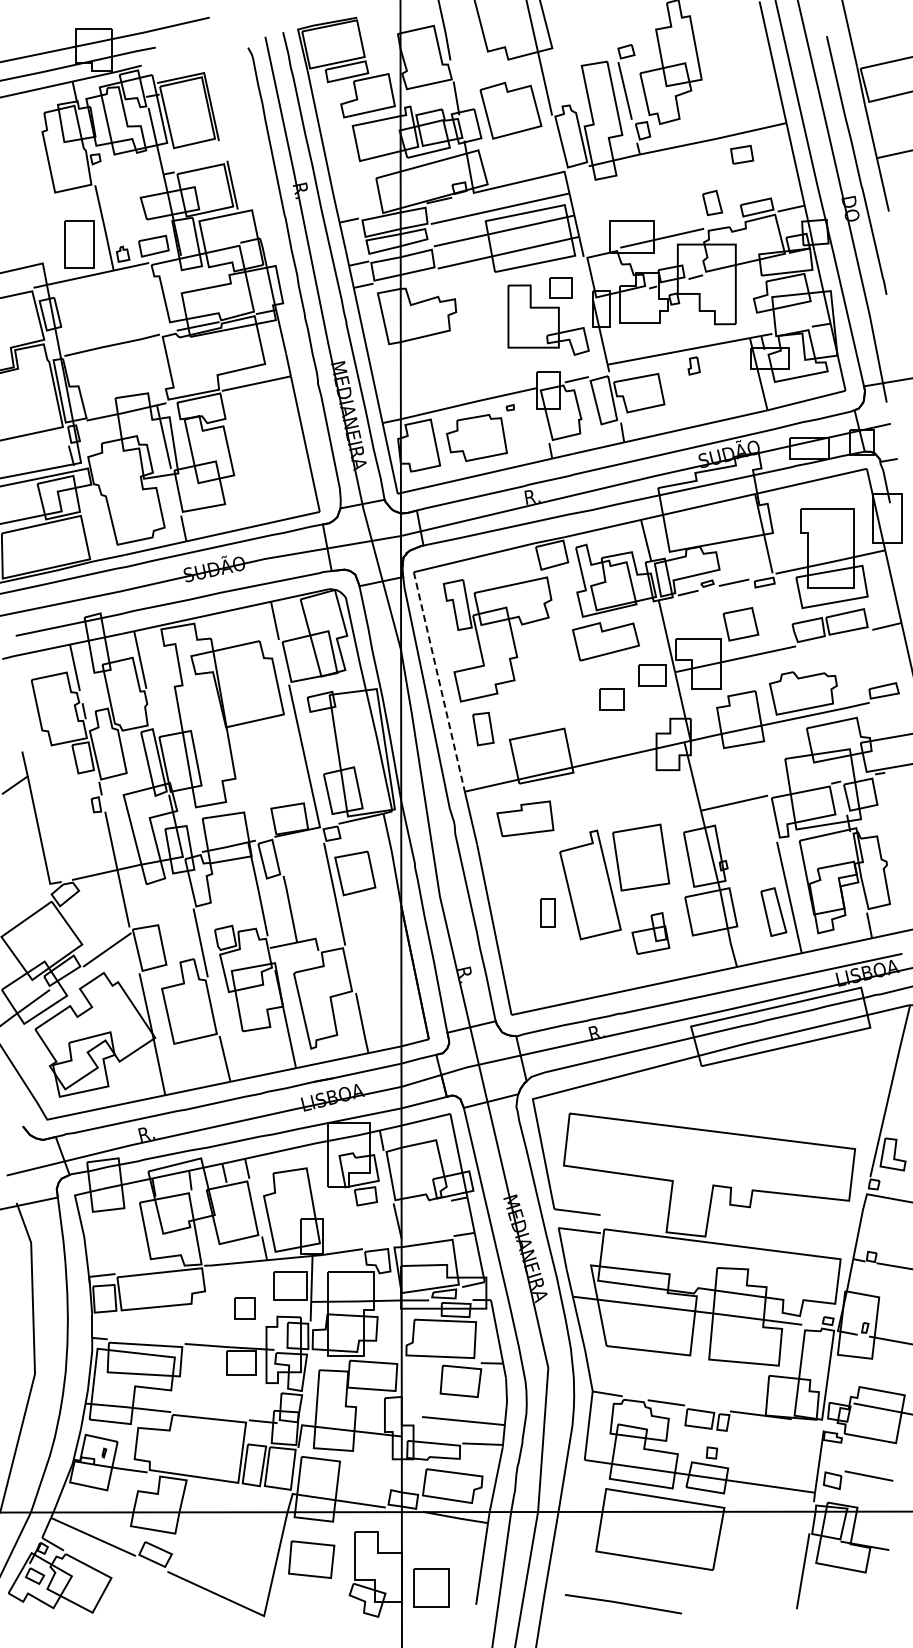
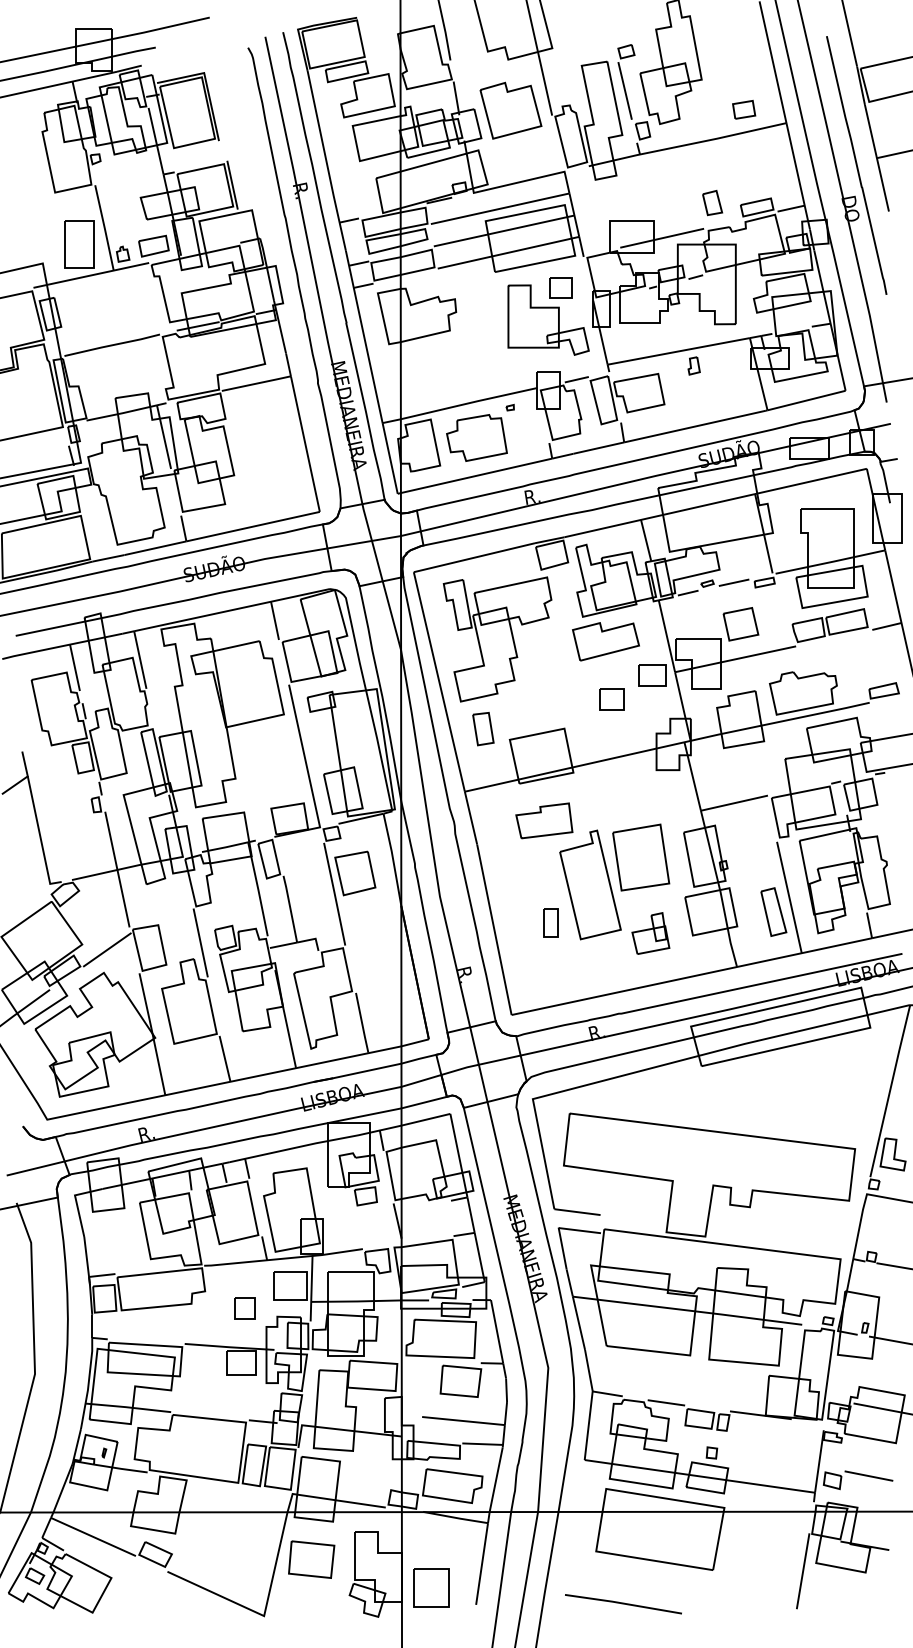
part position: (742, 154) -> (744, 109) (744, 109)
line: dashed -> solid (439, 681)
part position: (525, 818) -> (544, 820) (544, 820)
part position: (547, 912) -> (550, 922) (550, 922)
